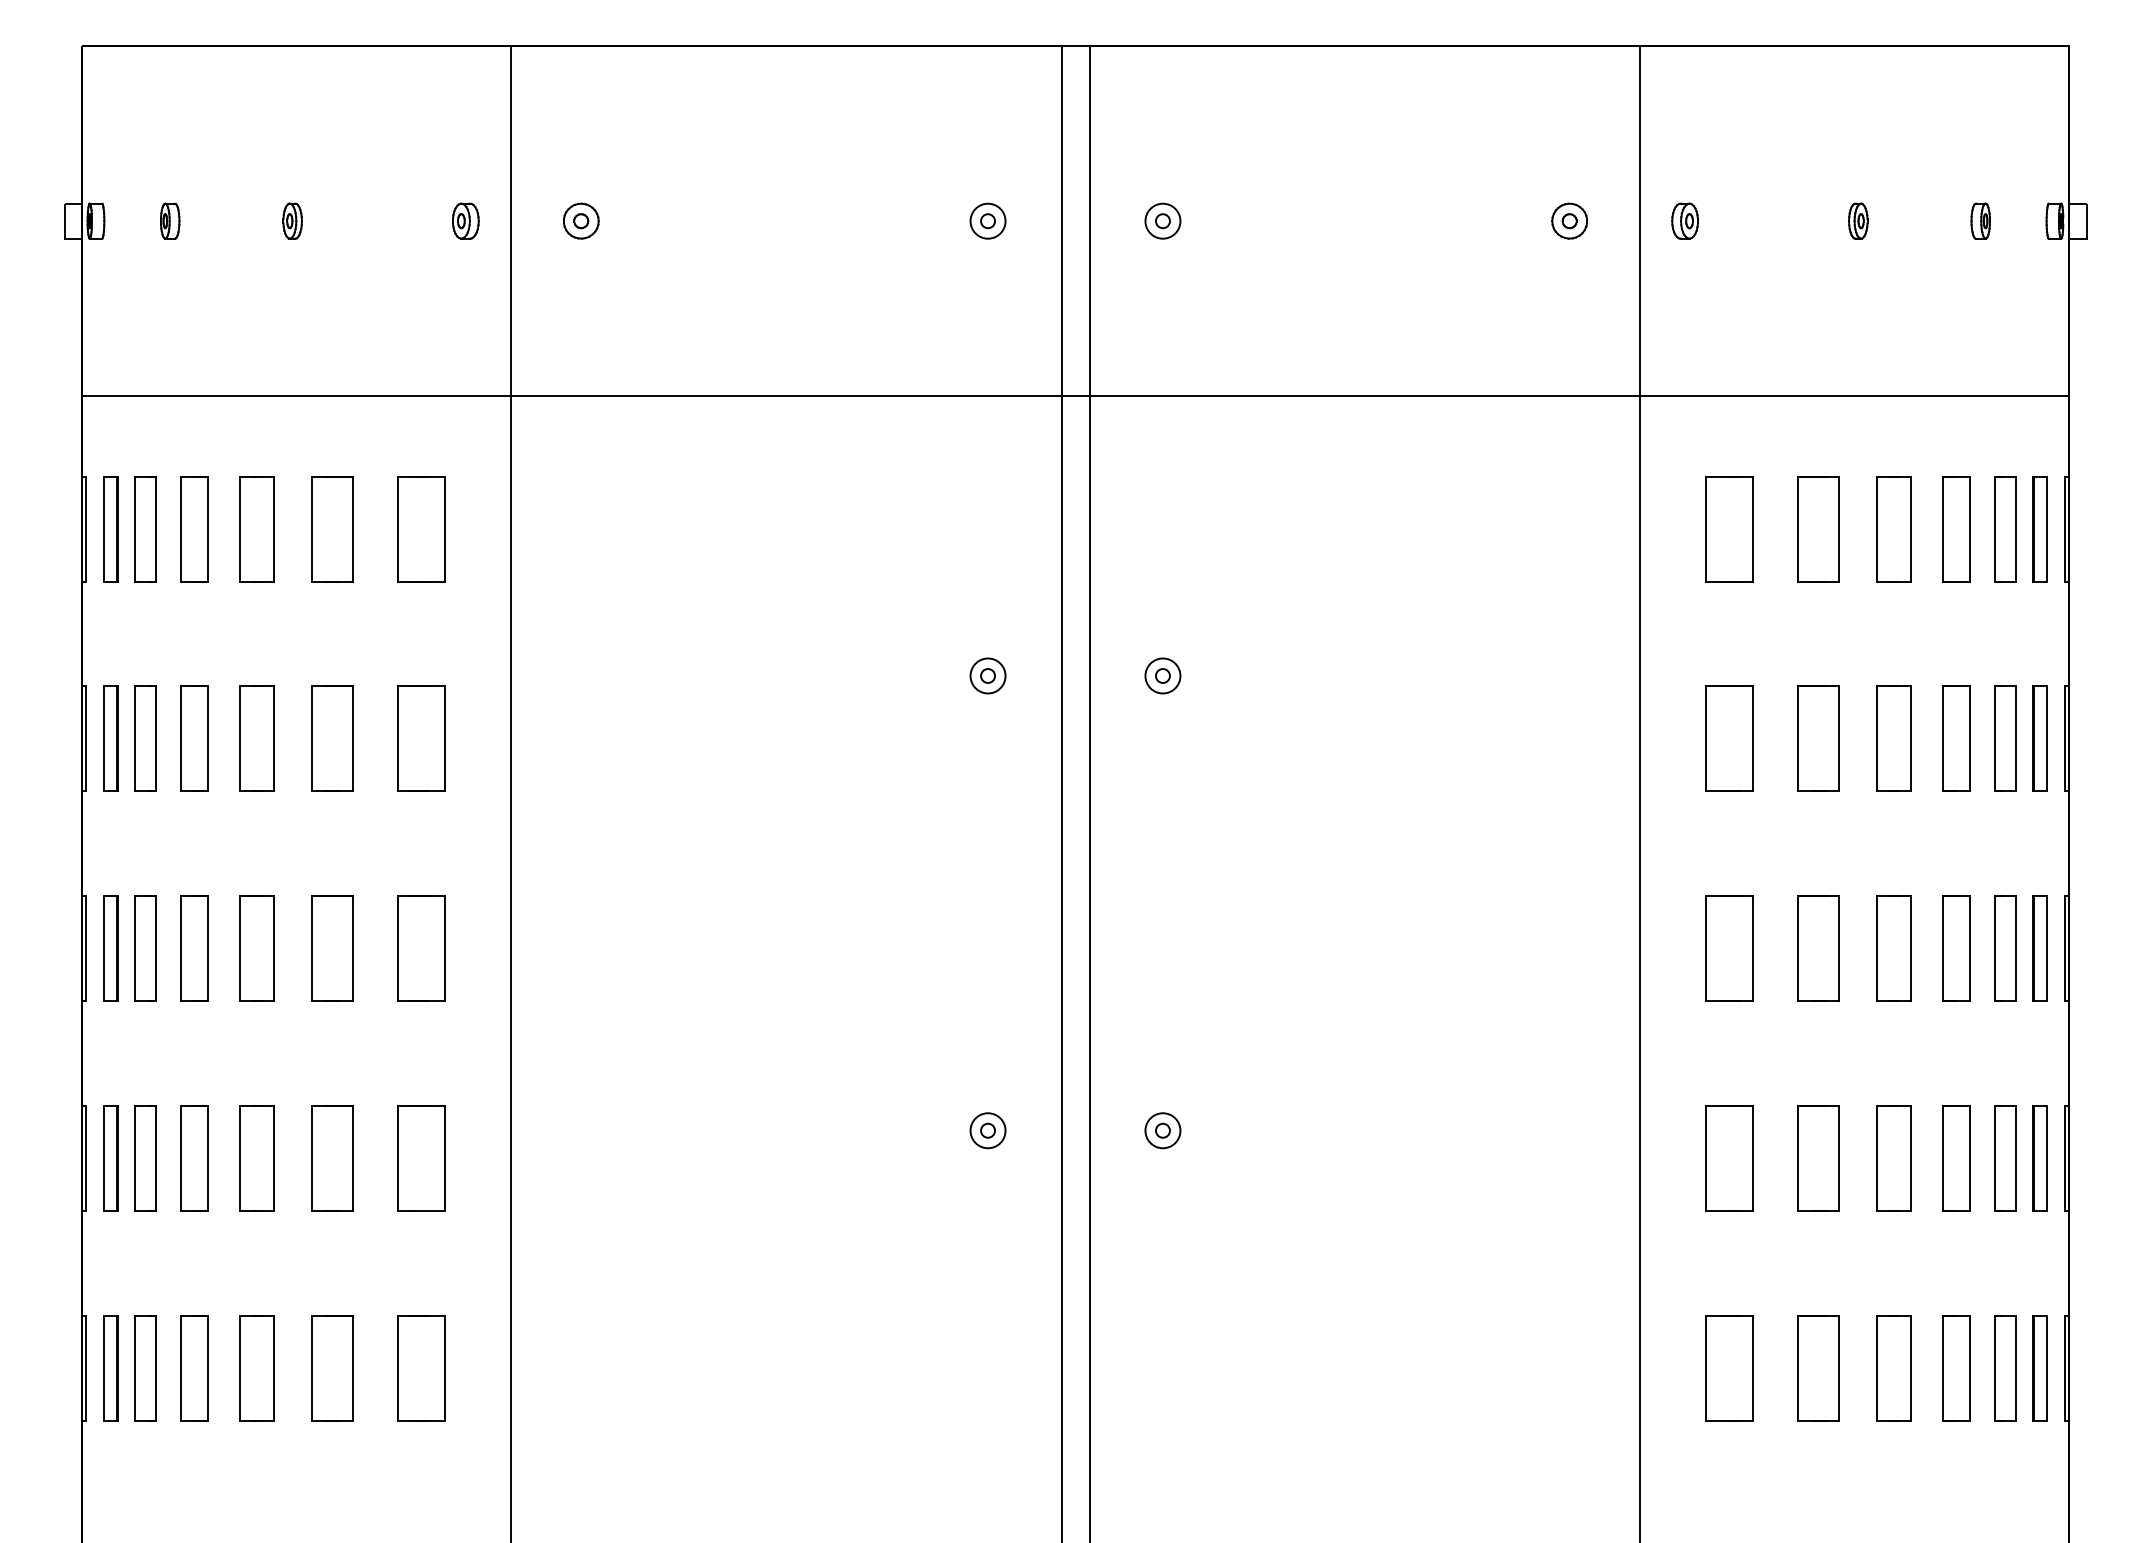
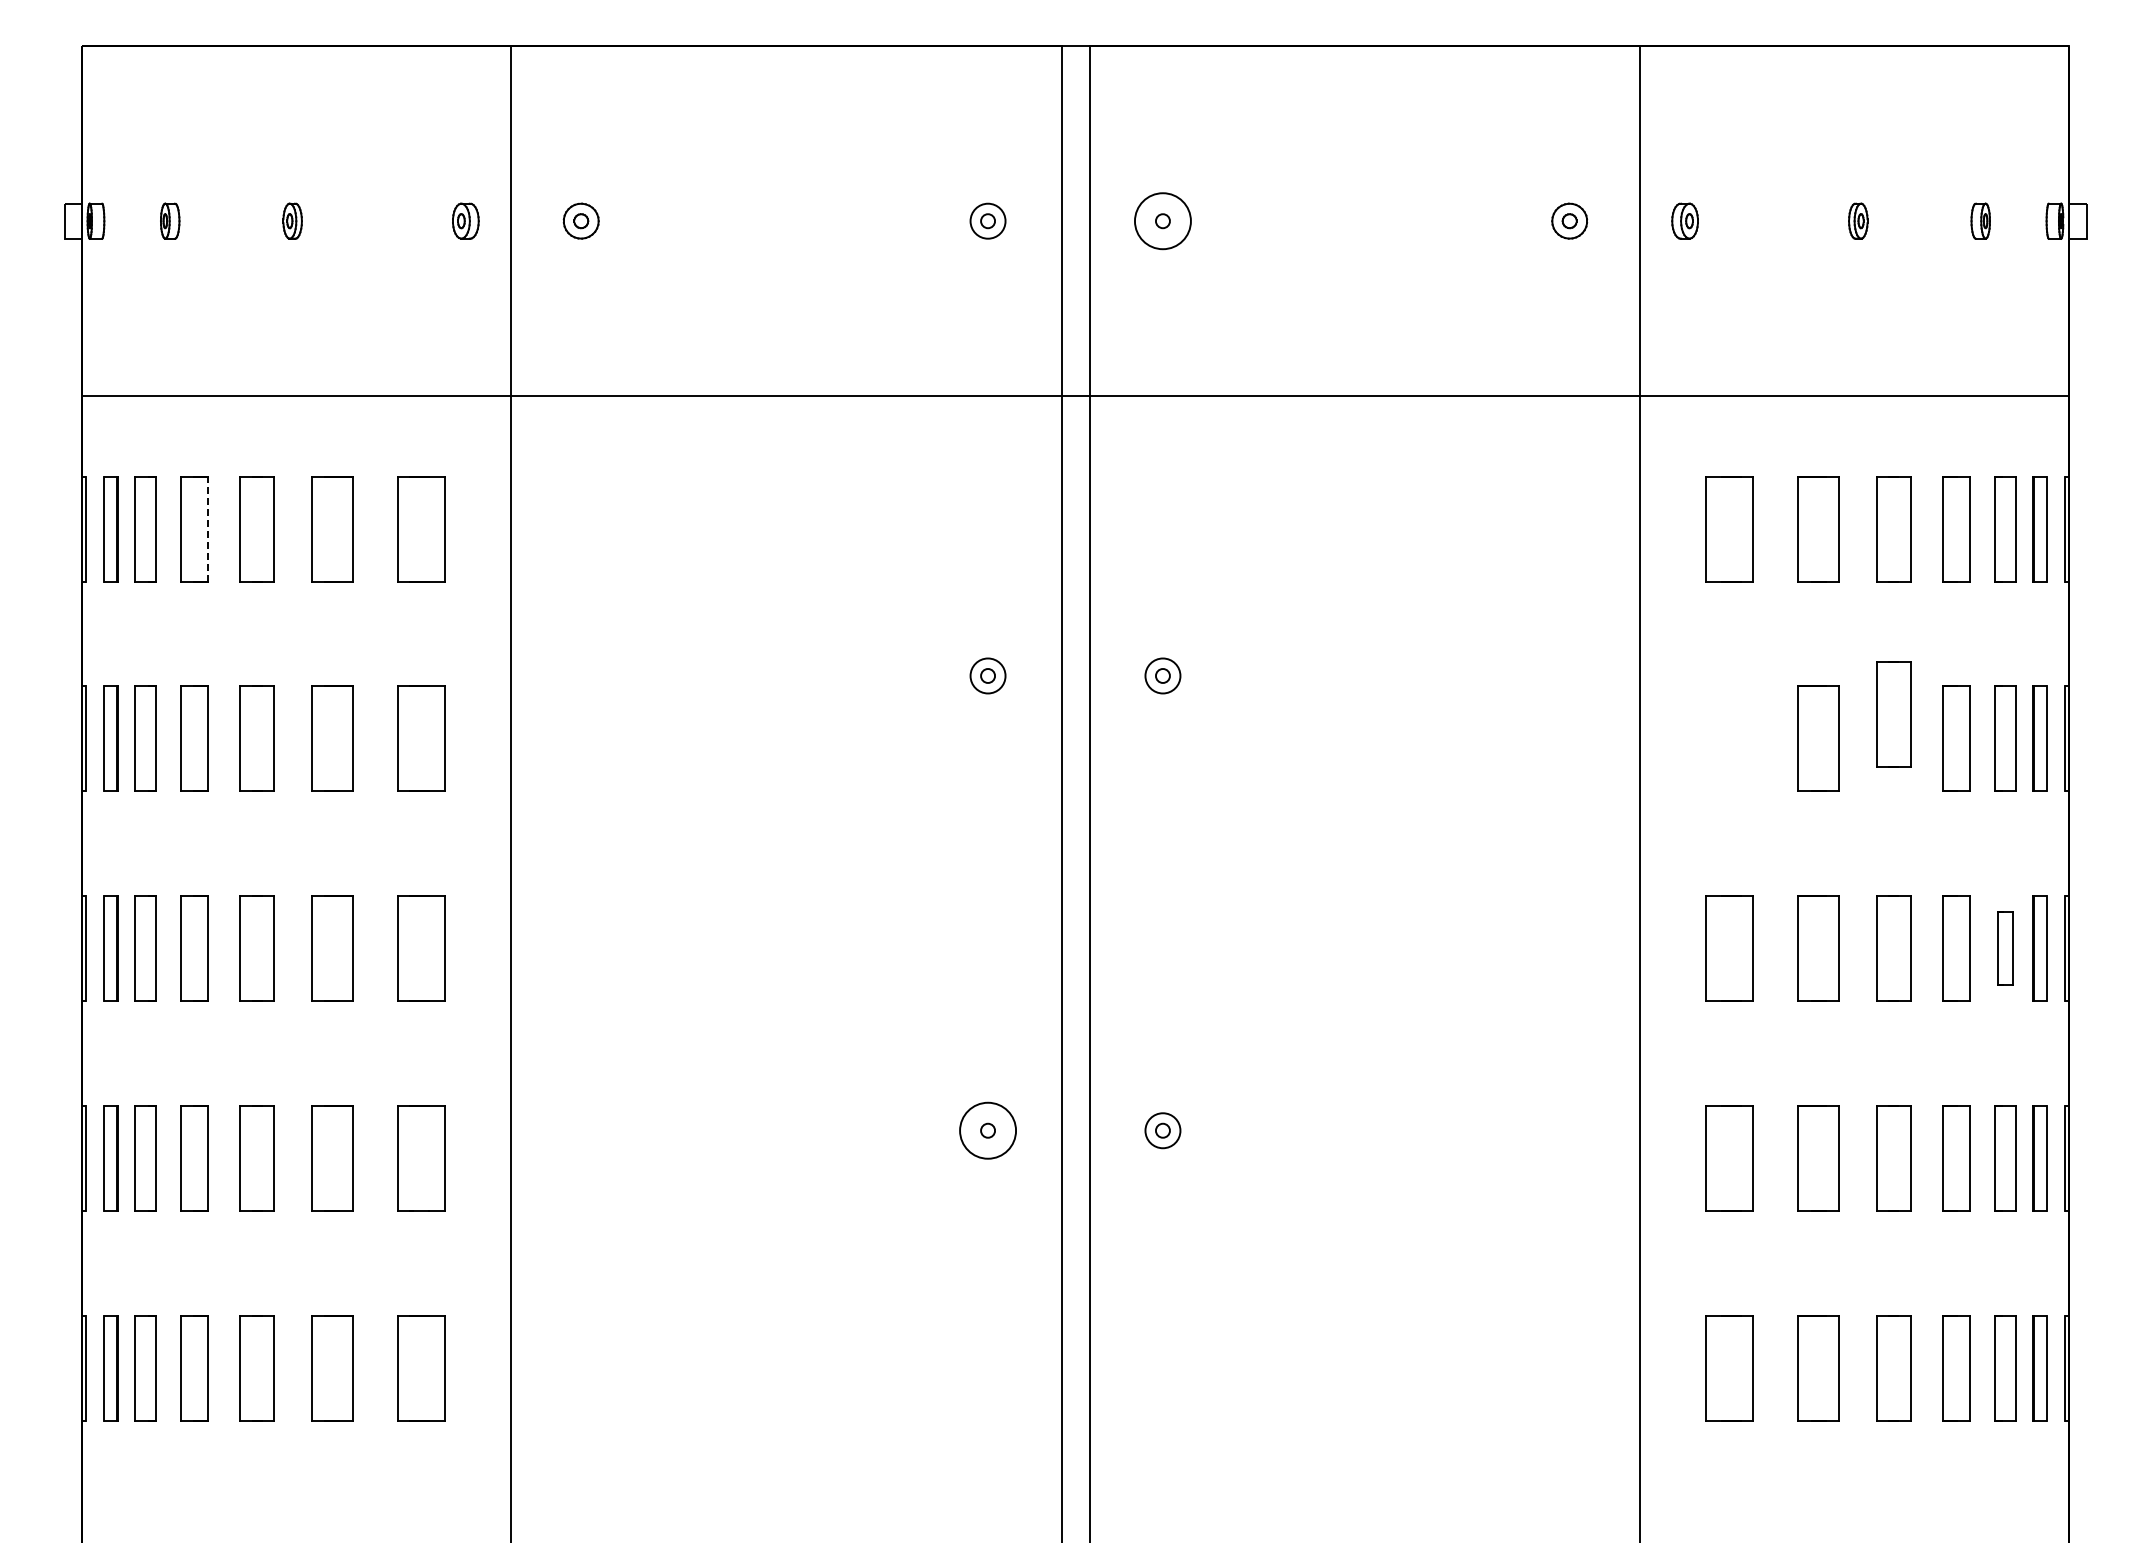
circle diameter: 35 px -> 56 px (1162, 221)
line: solid -> dashed (208, 528)
part: present -> none (1729, 738)
part position: (1893, 738) -> (1893, 714) (1893, 714)
part size: 23x107 px -> 17x75 px (2005, 948)
circle diameter: 35 px -> 56 px (988, 1130)
